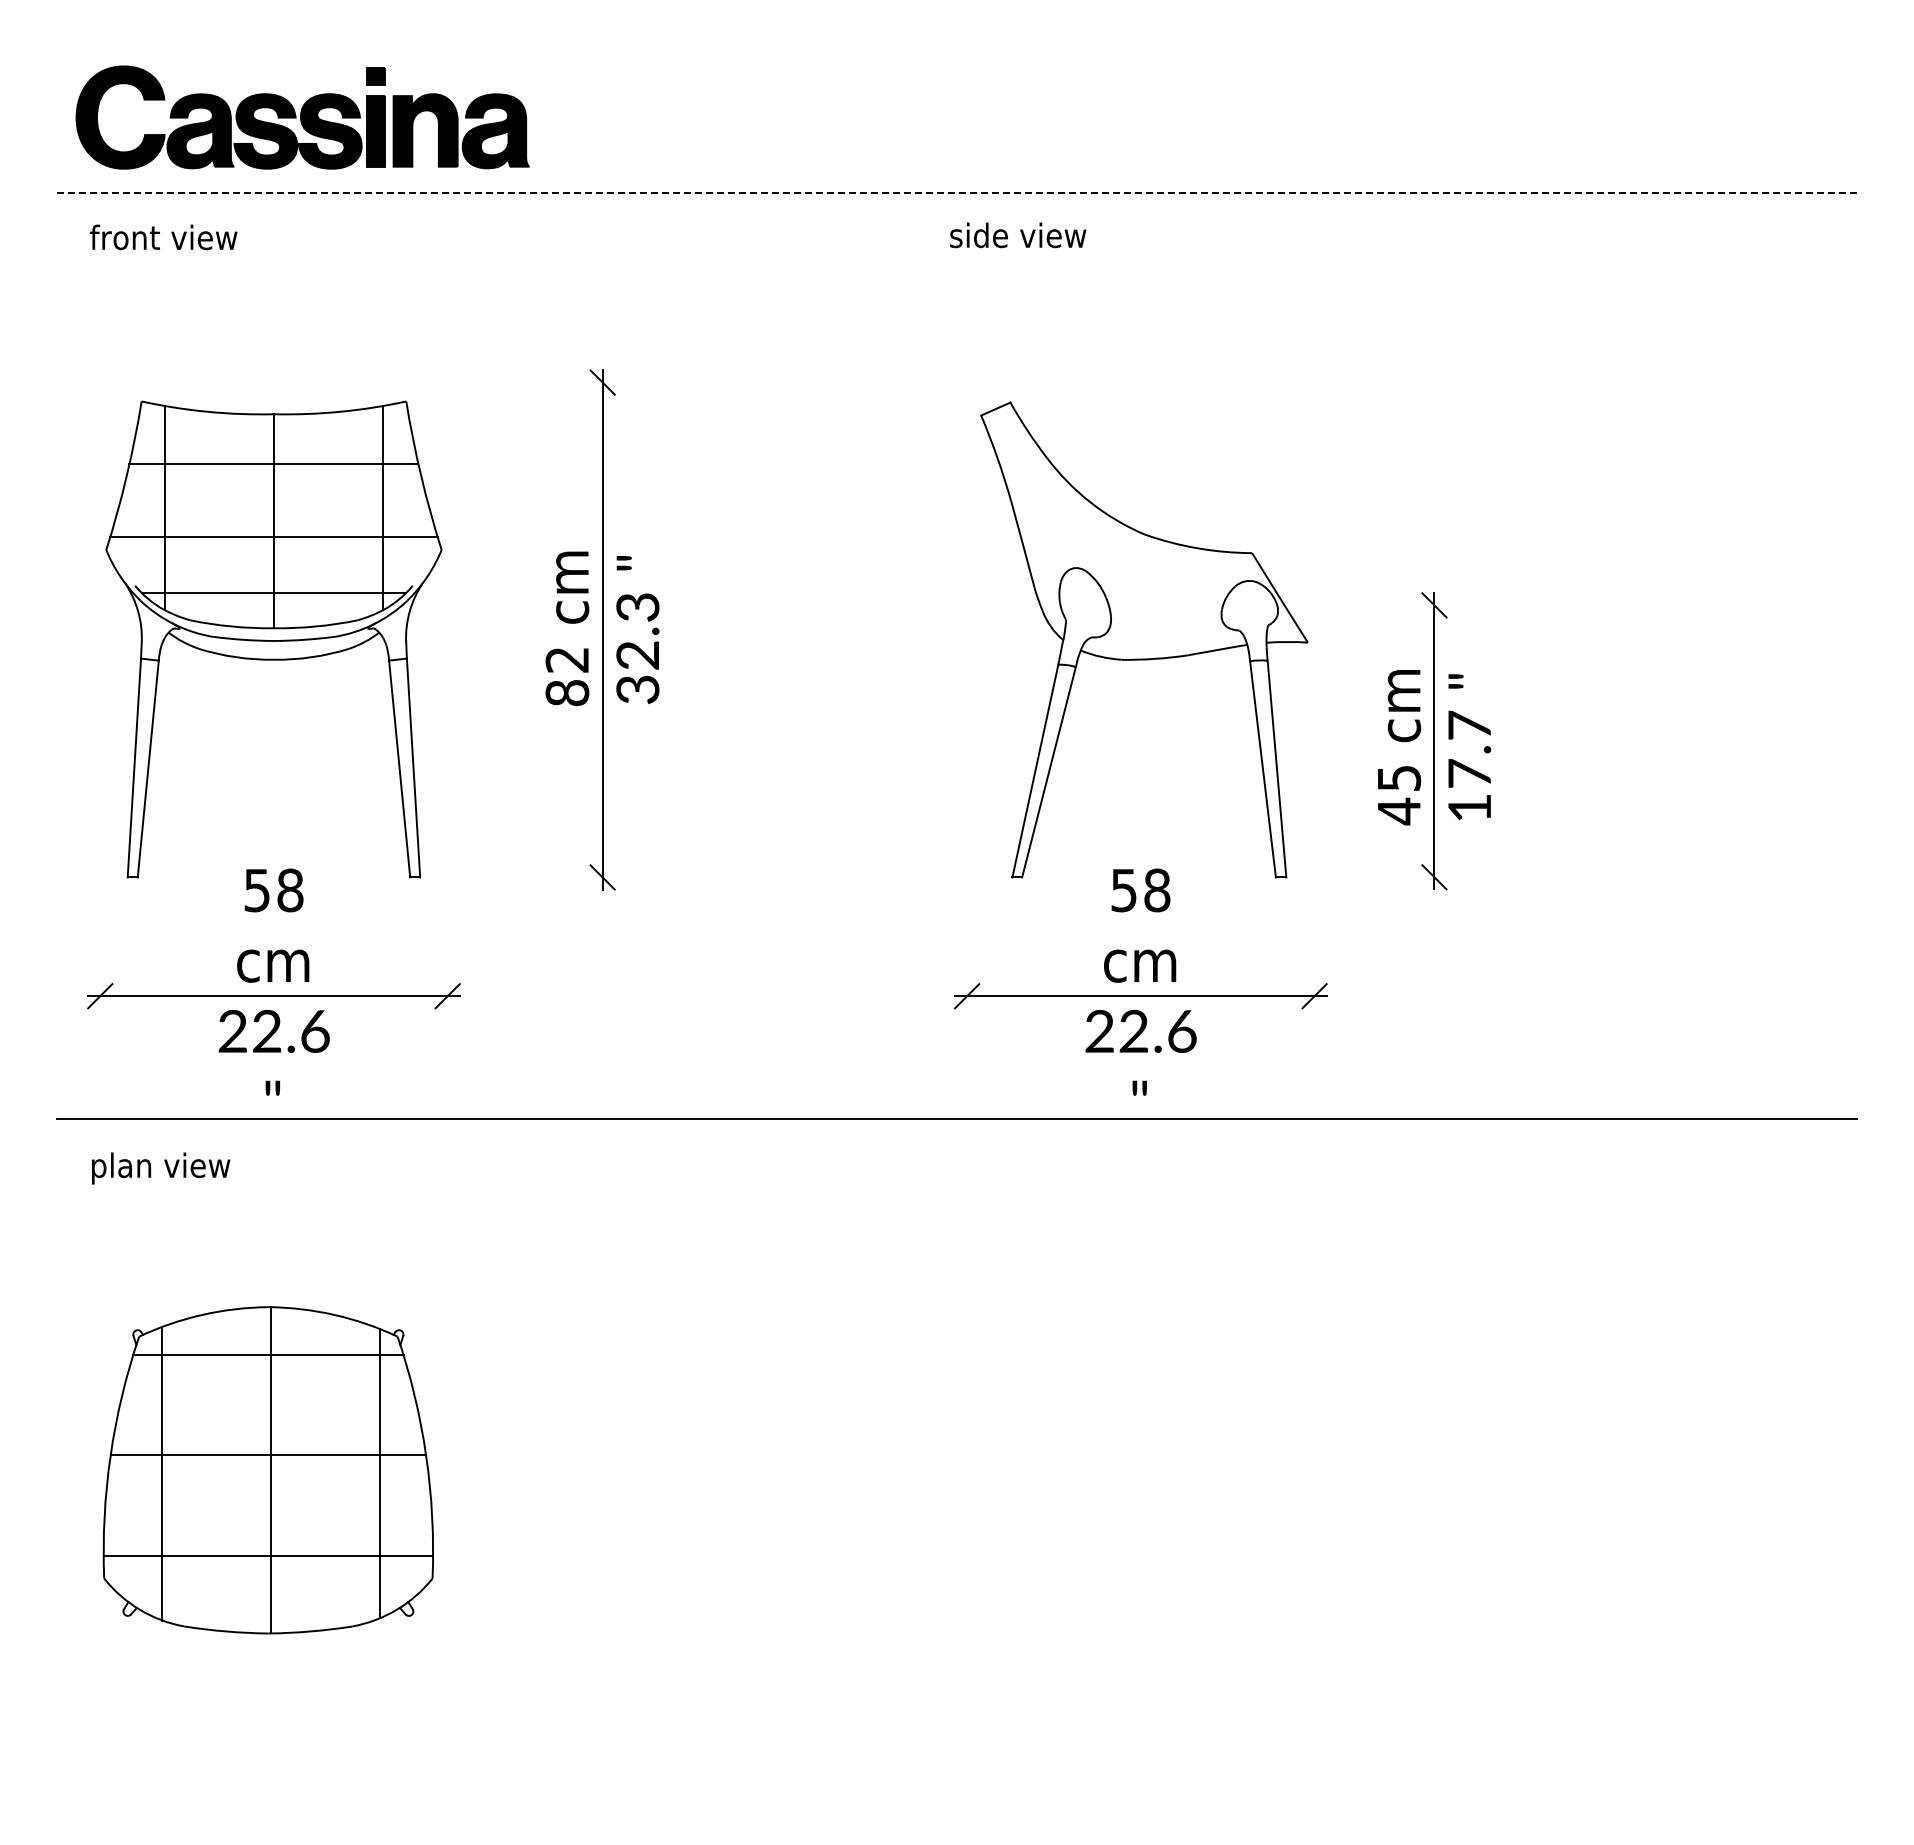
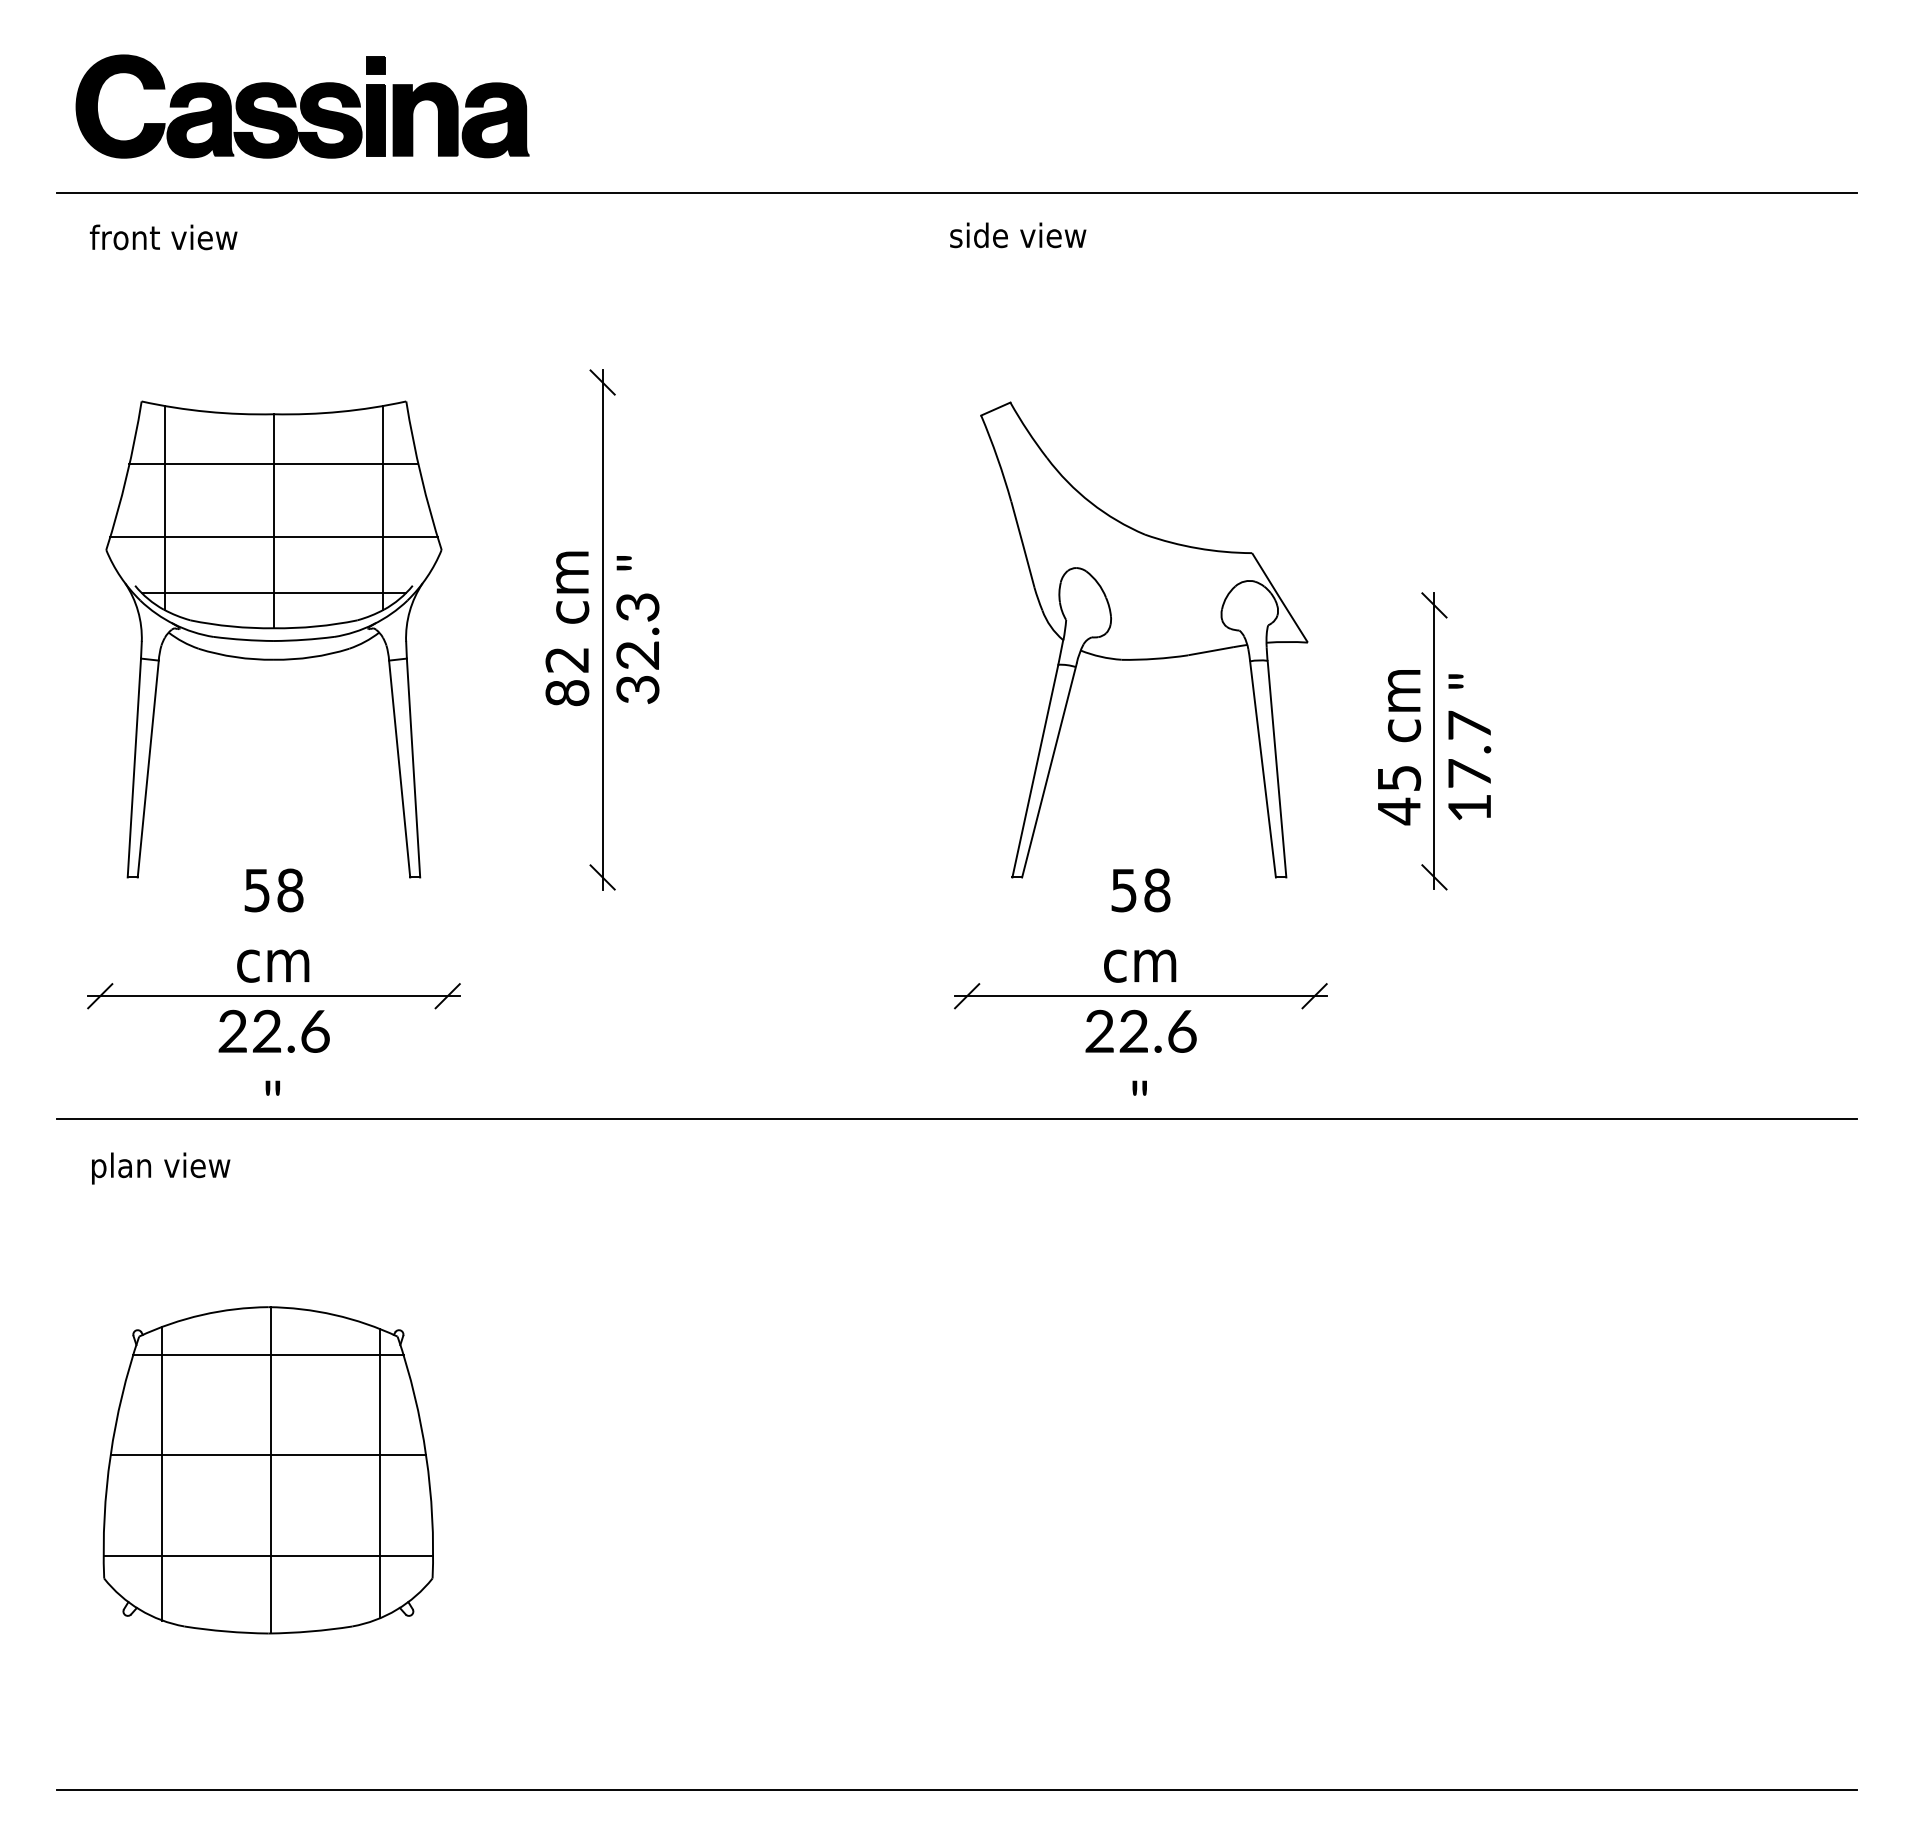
part position: (302, 117) -> (302, 106) (302, 106)
line: dashed -> solid (957, 193)
line: none -> present (956, 1789)
